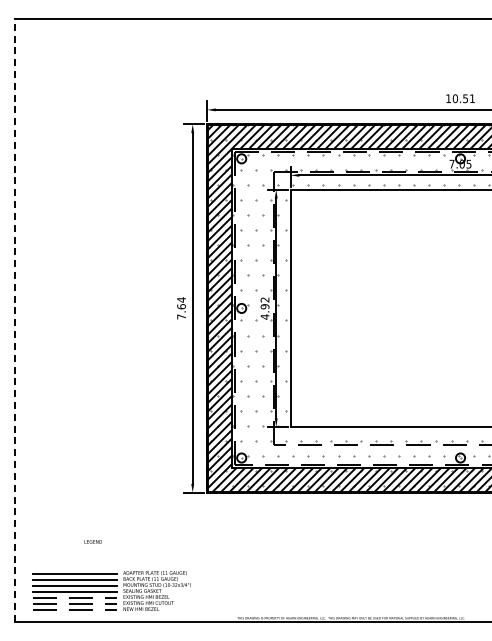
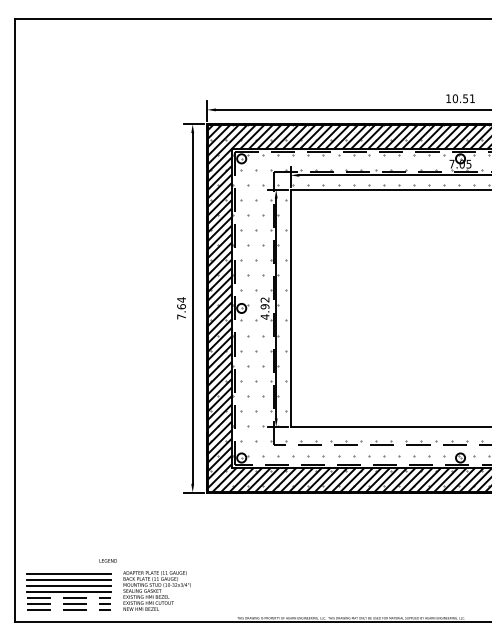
line: dashed -> solid (14, 320)
text position: (92, 541) -> (107, 560) (107, 560)
part position: (74, 591) -> (68, 591) (68, 591)
